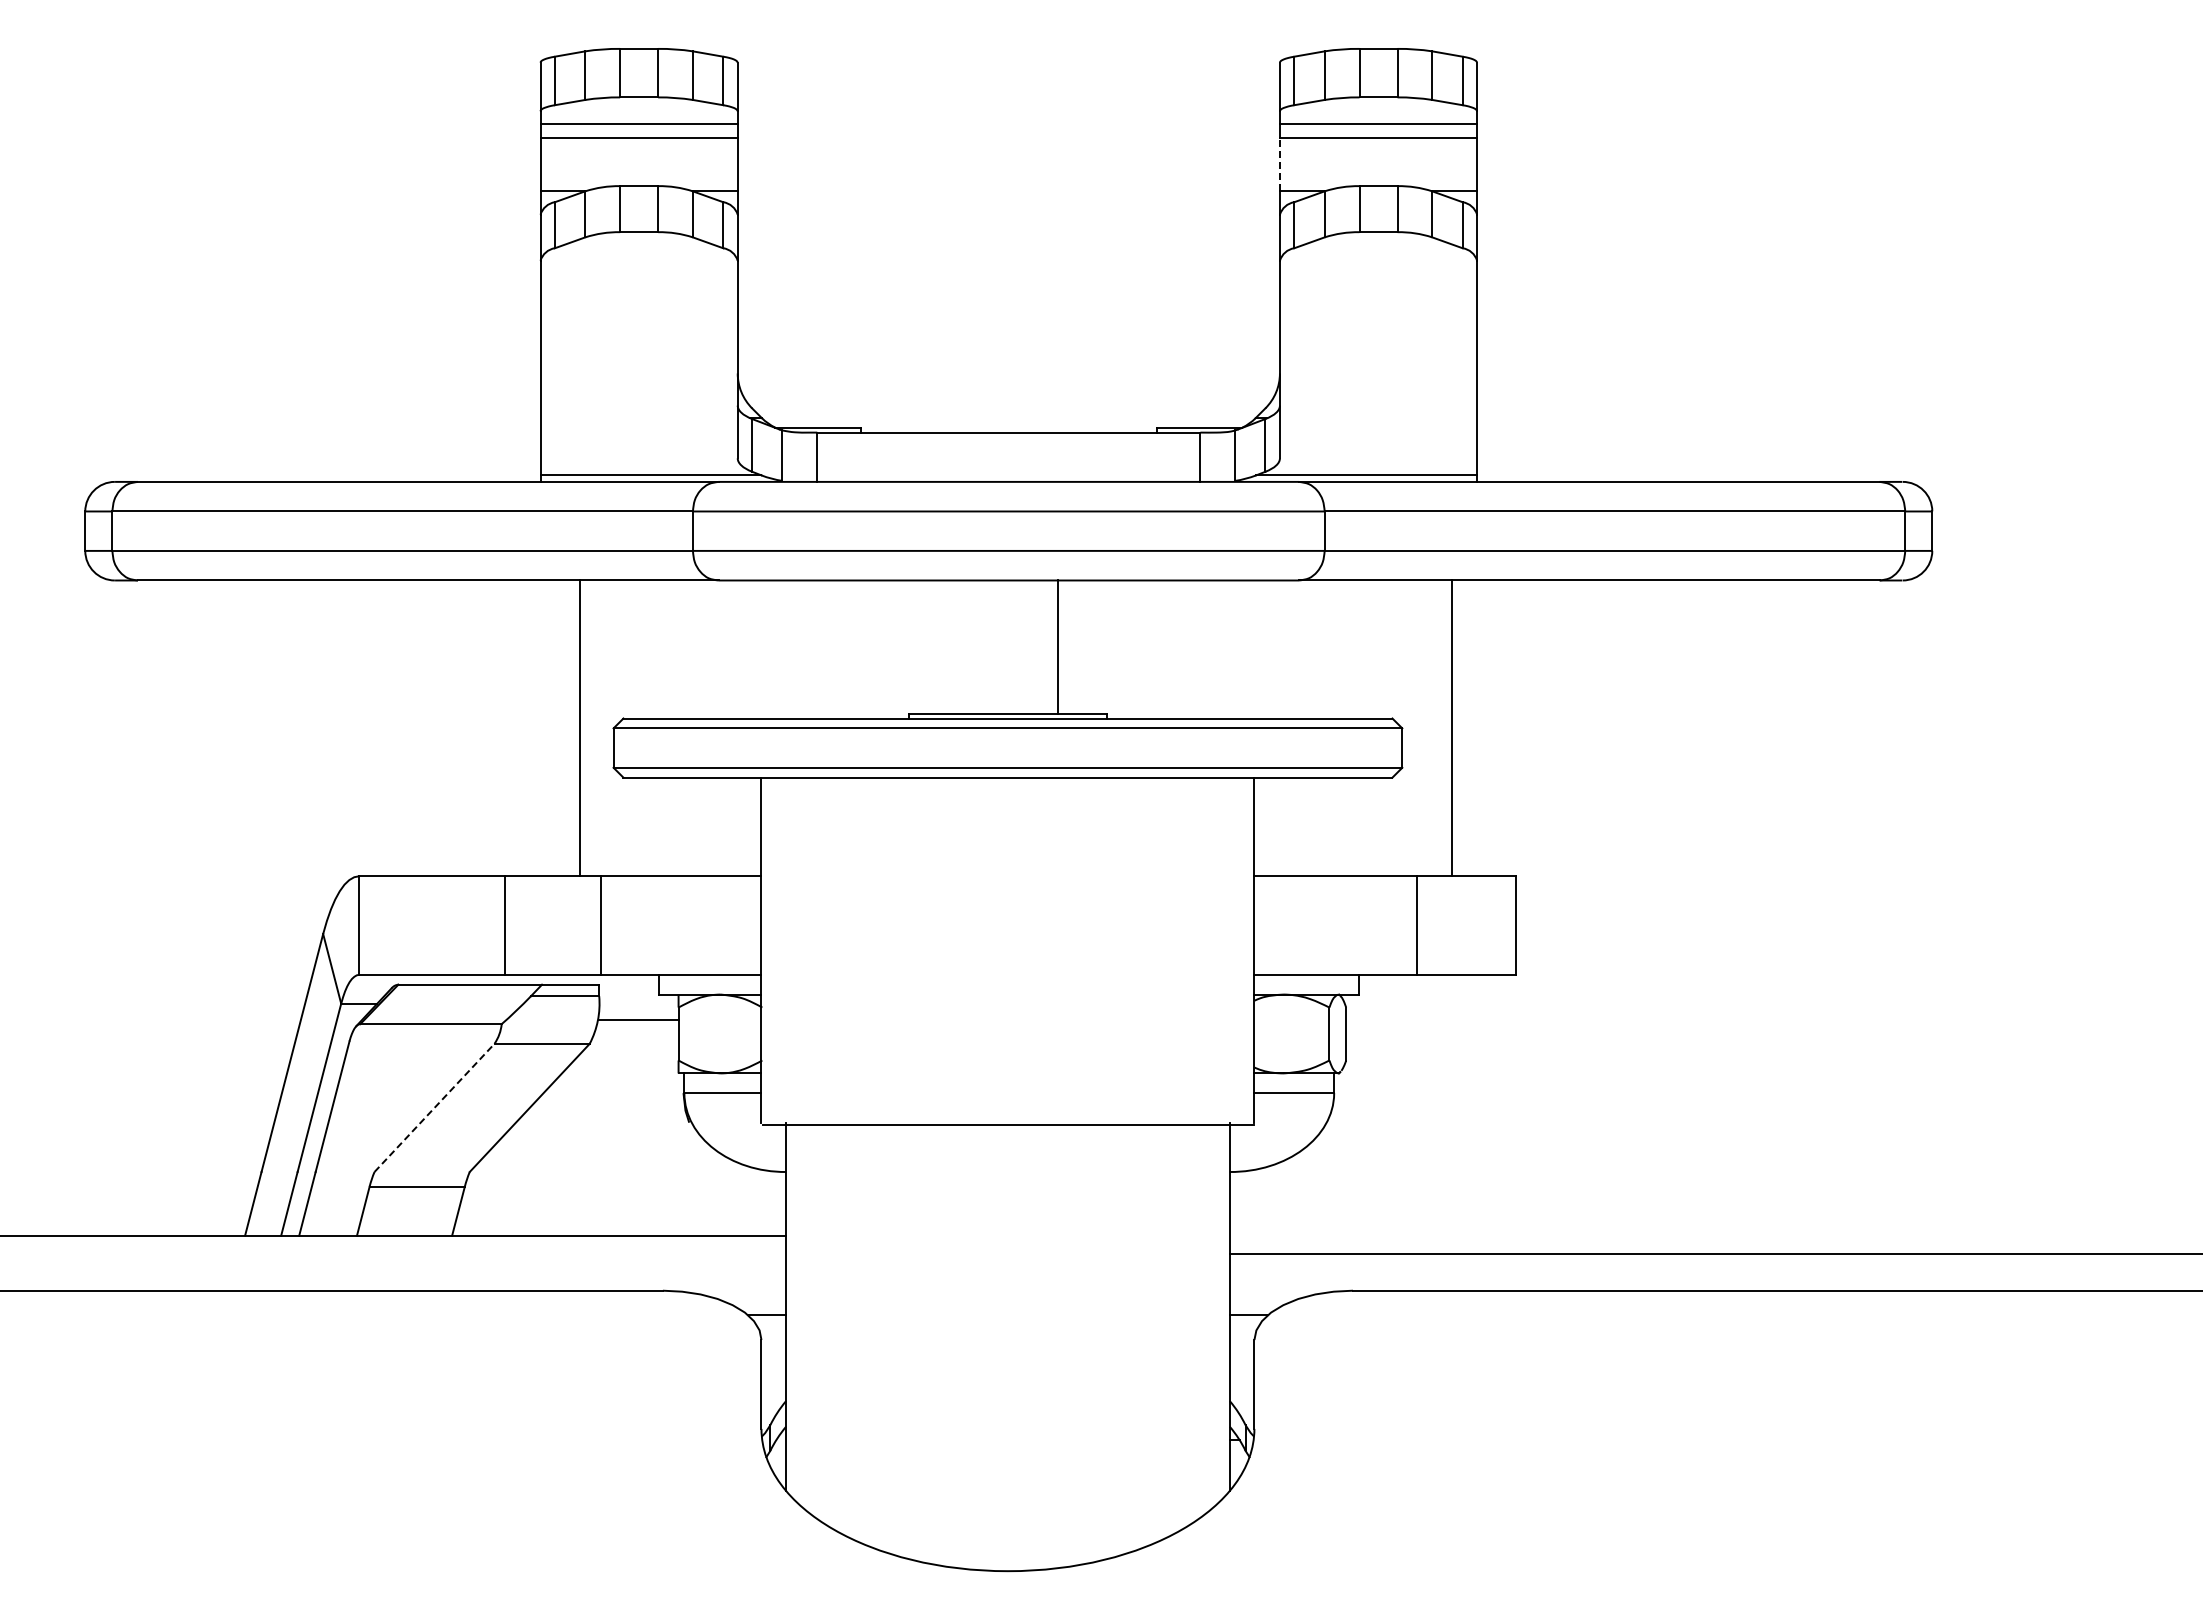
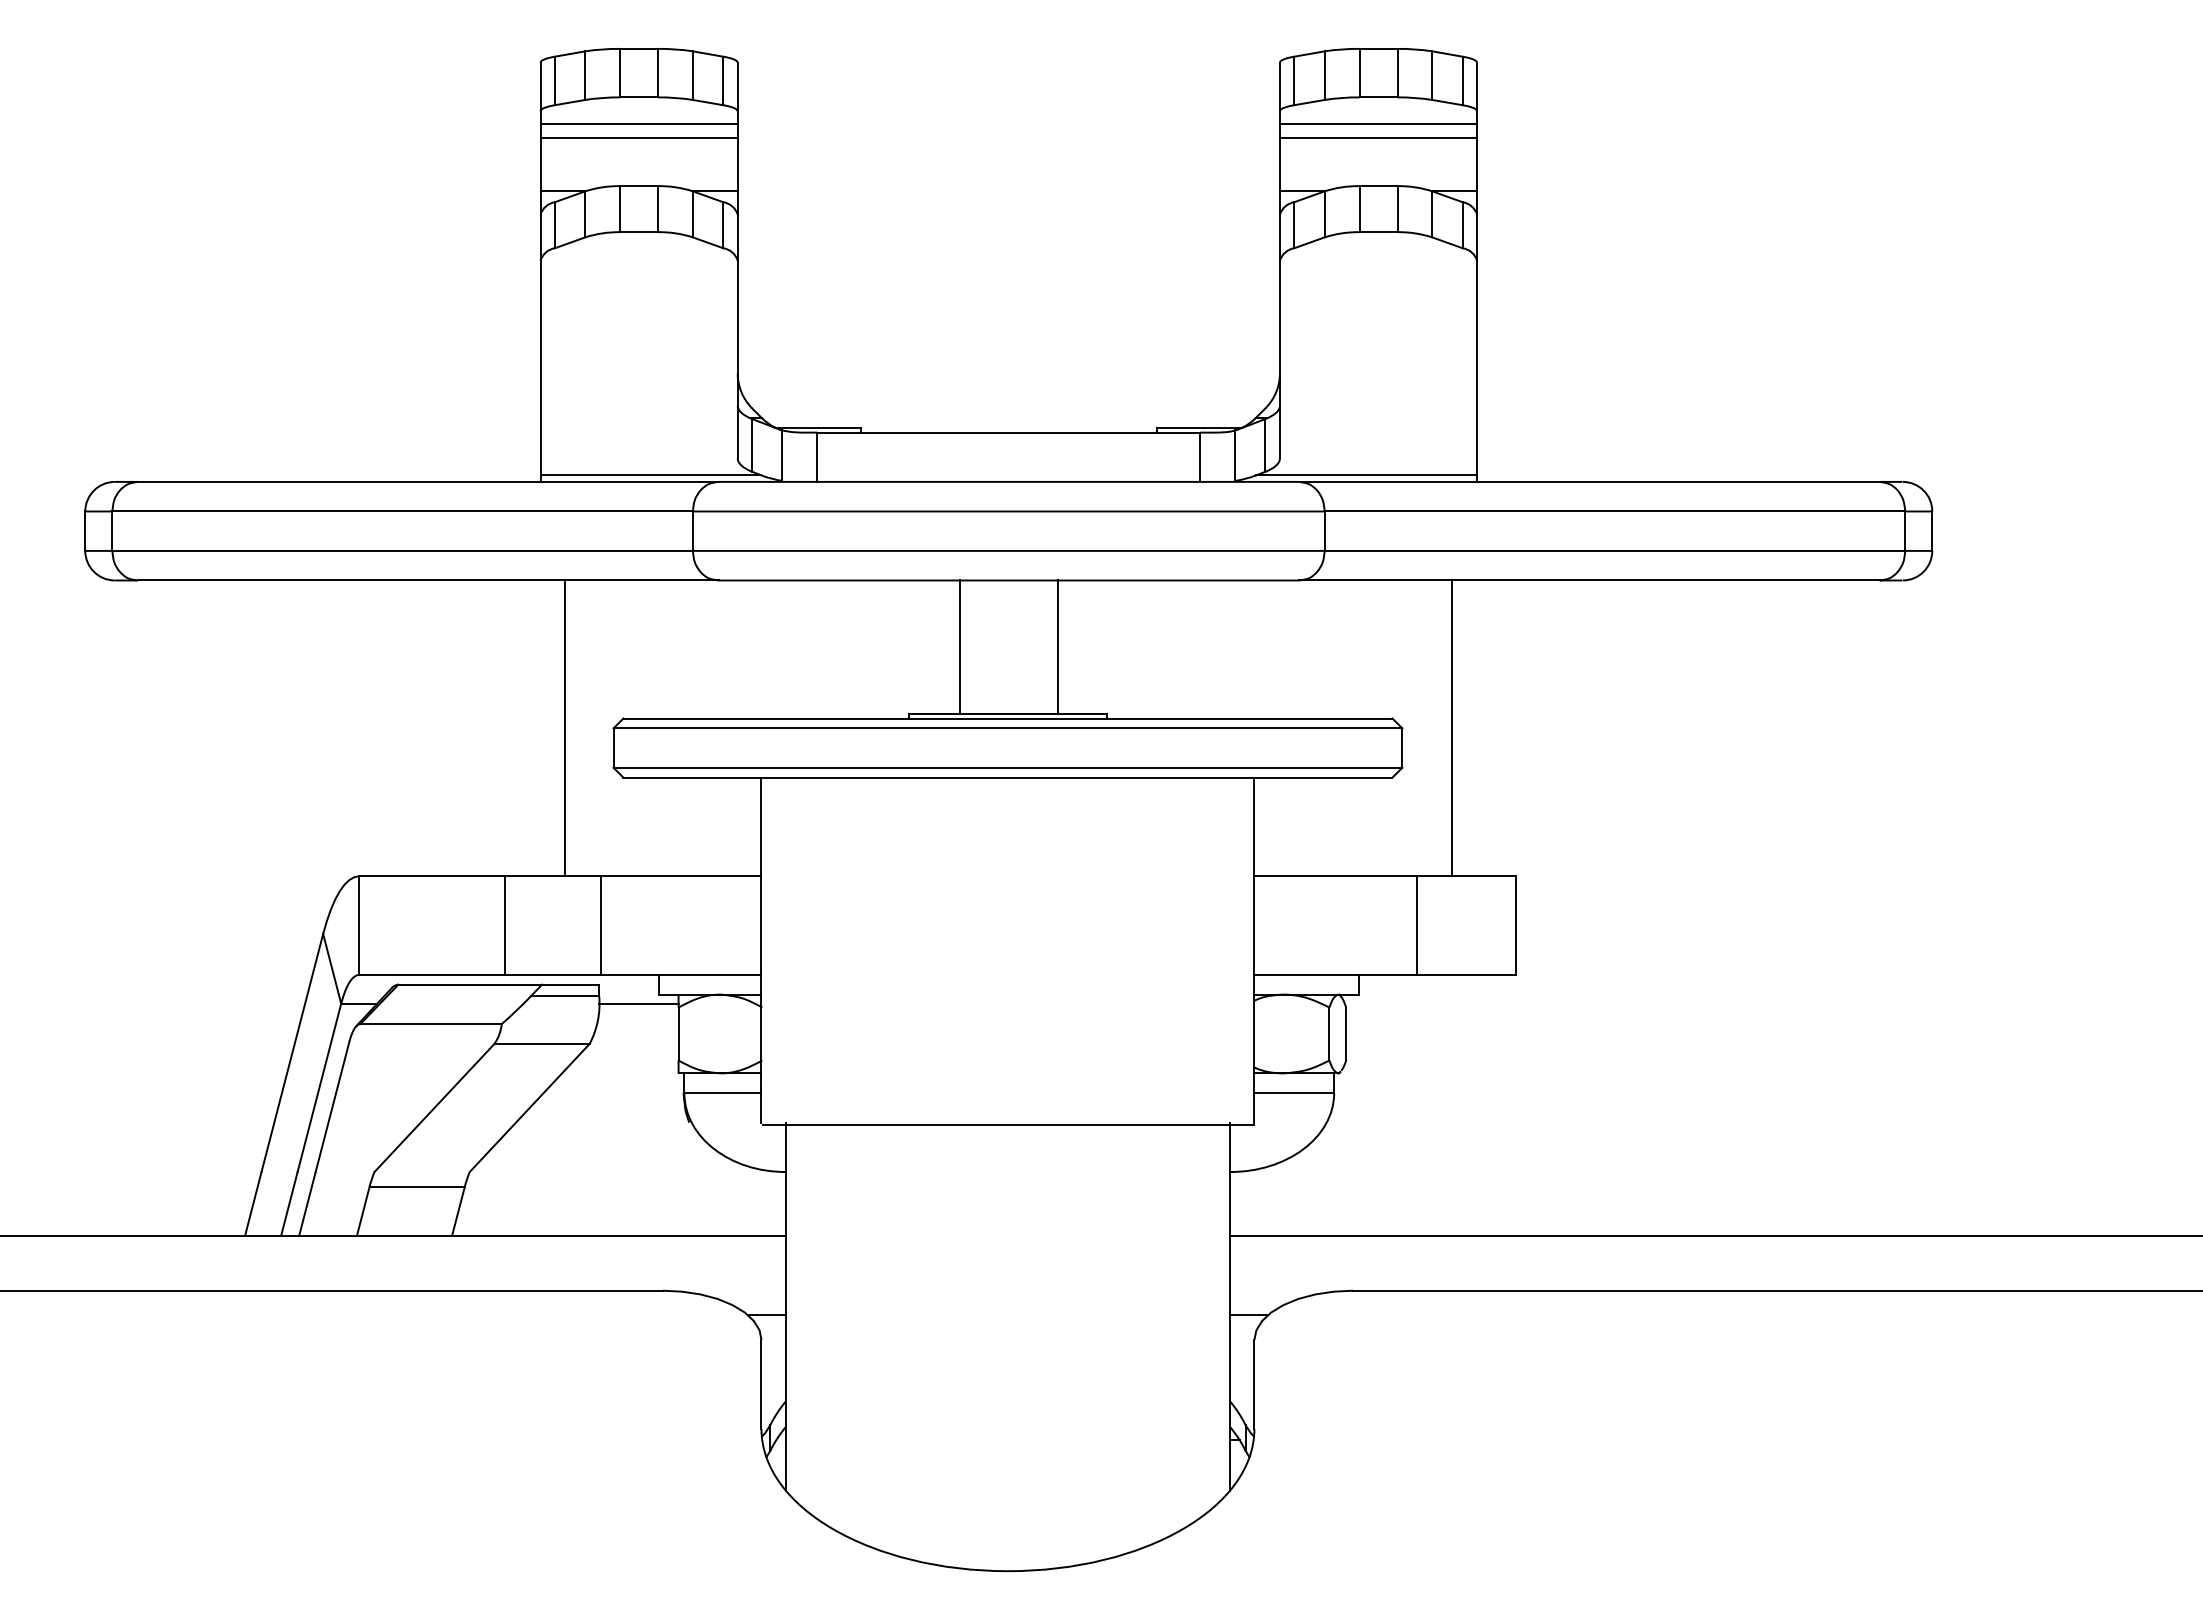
line: dashed -> solid (1279, 164)
line: none -> present (959, 646)
line position: (580, 728) -> (565, 728) (565, 728)
line position: (638, 1019) -> (638, 1003) (638, 1003)
line: dashed -> solid (434, 1107)
line position: (1714, 1253) -> (1714, 1235) (1714, 1235)
